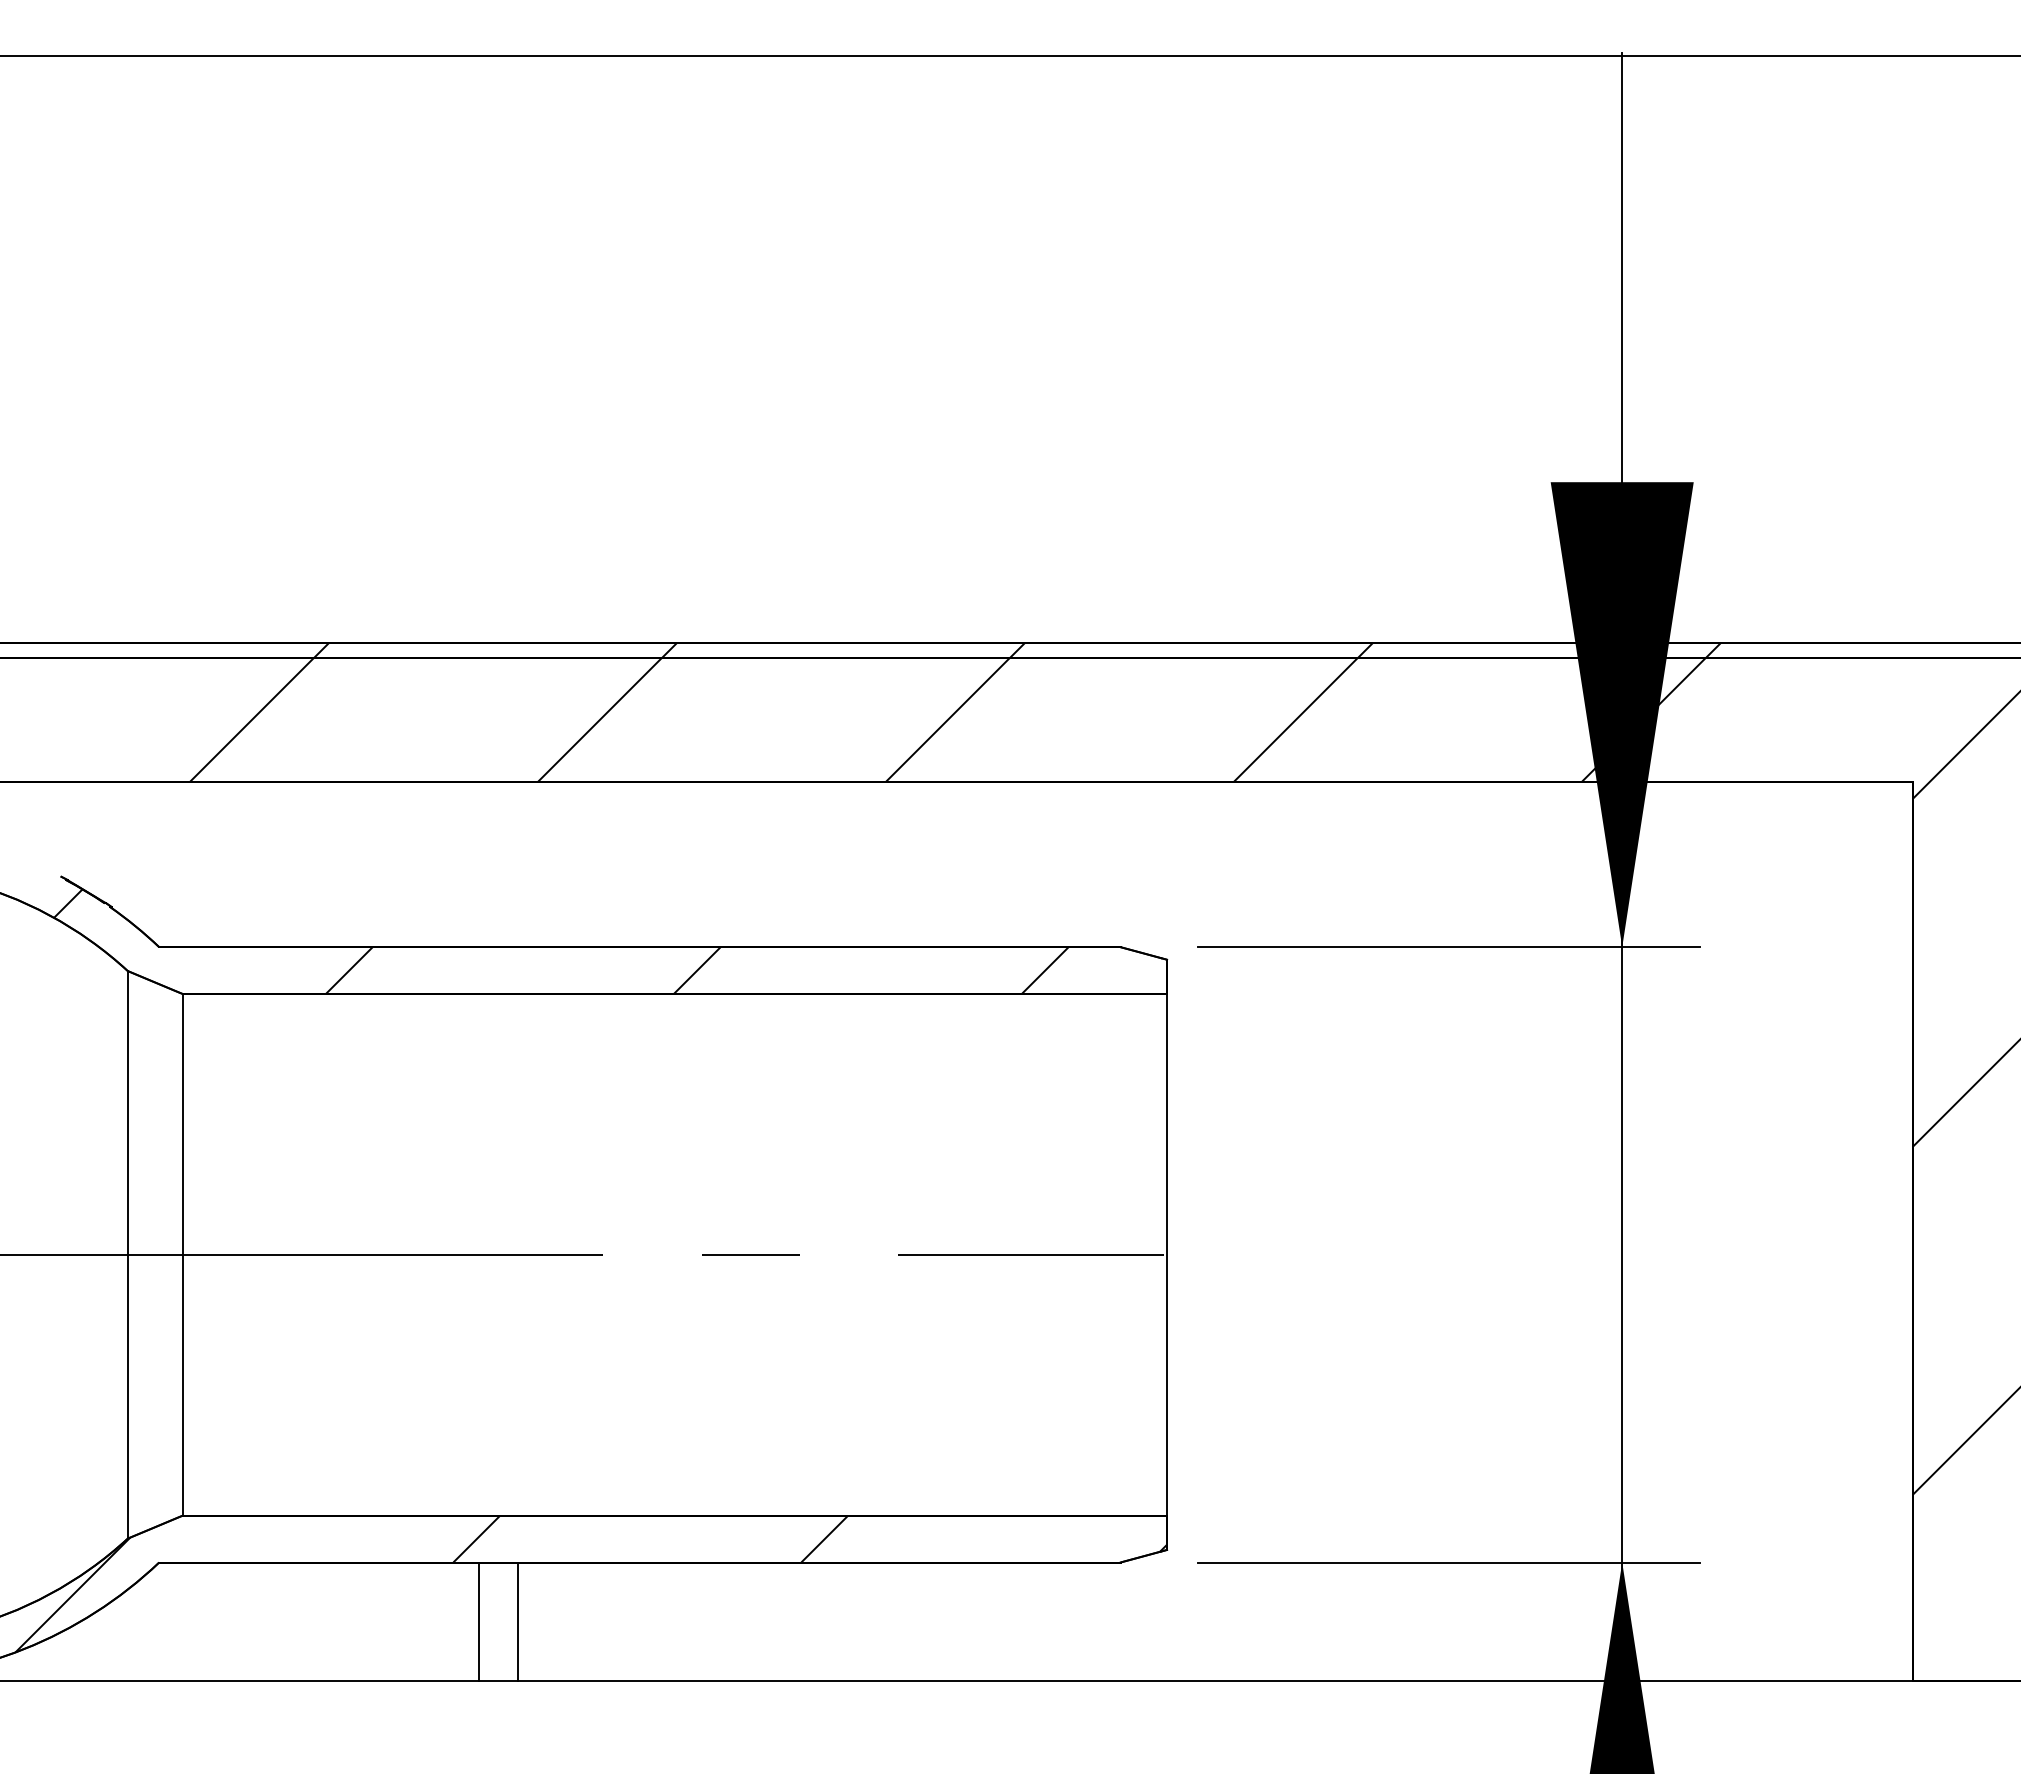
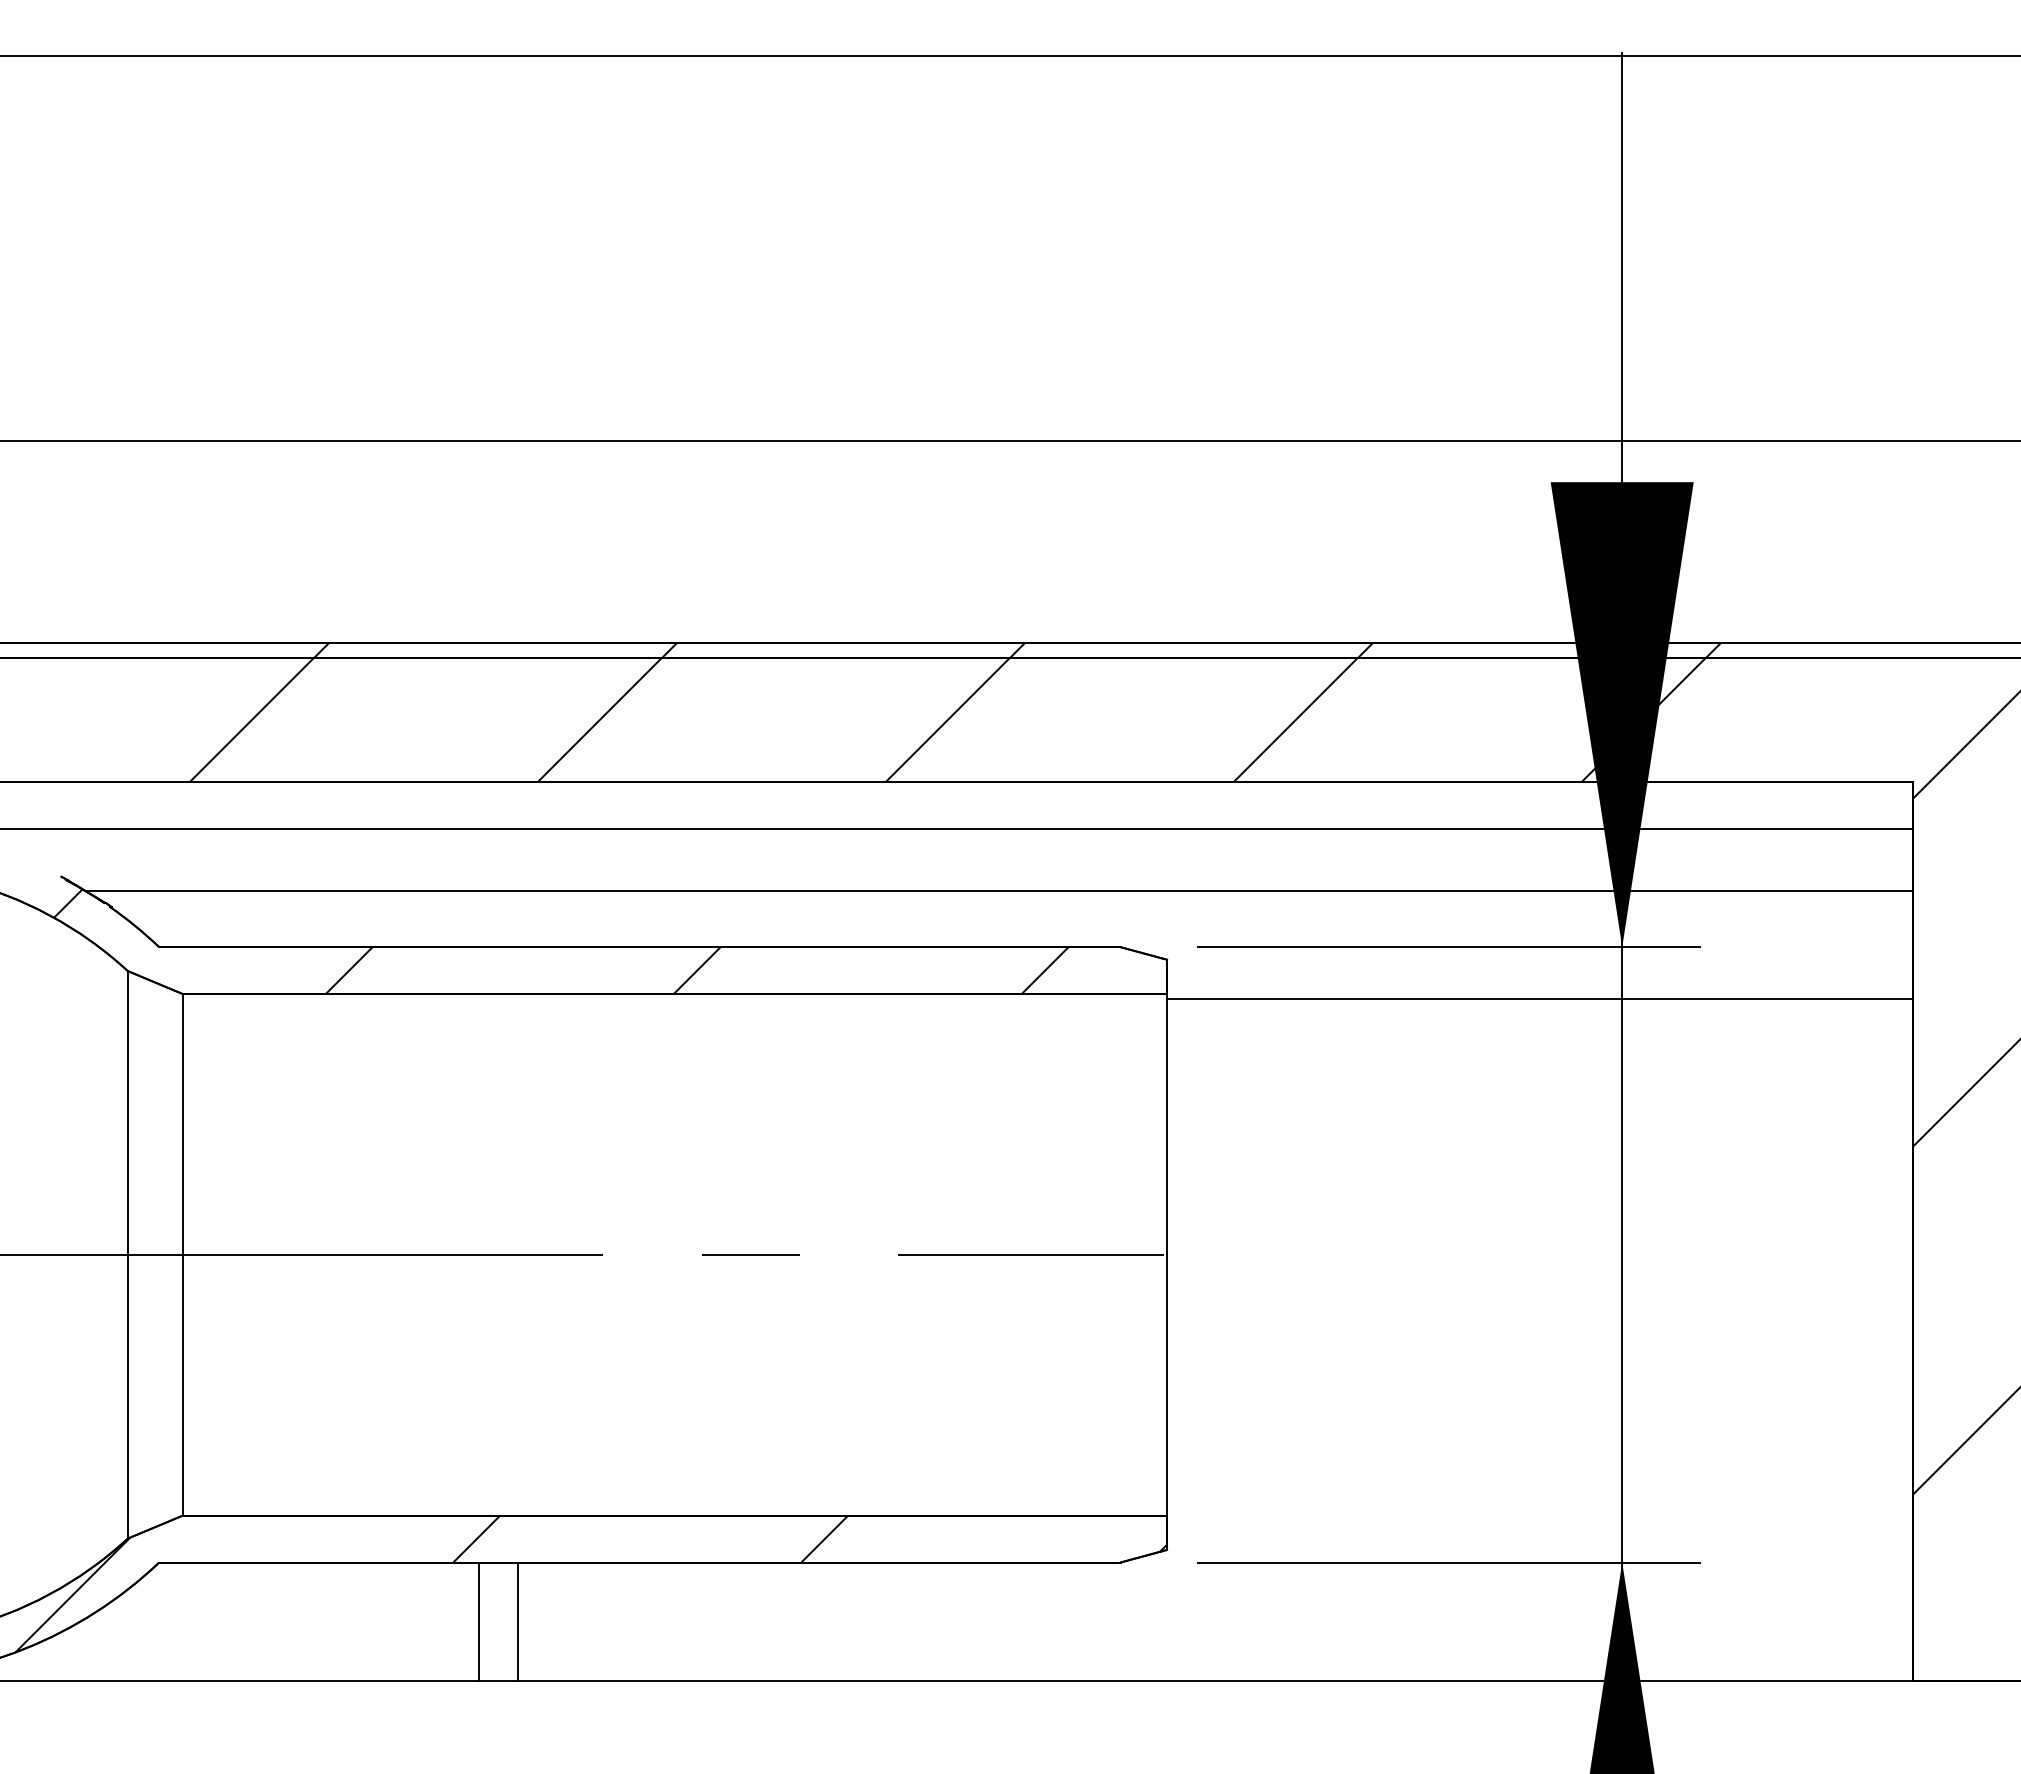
line: none -> present (1009, 441)
line: none -> present (957, 828)
line: none -> present (998, 890)
line: none -> present (1539, 999)
